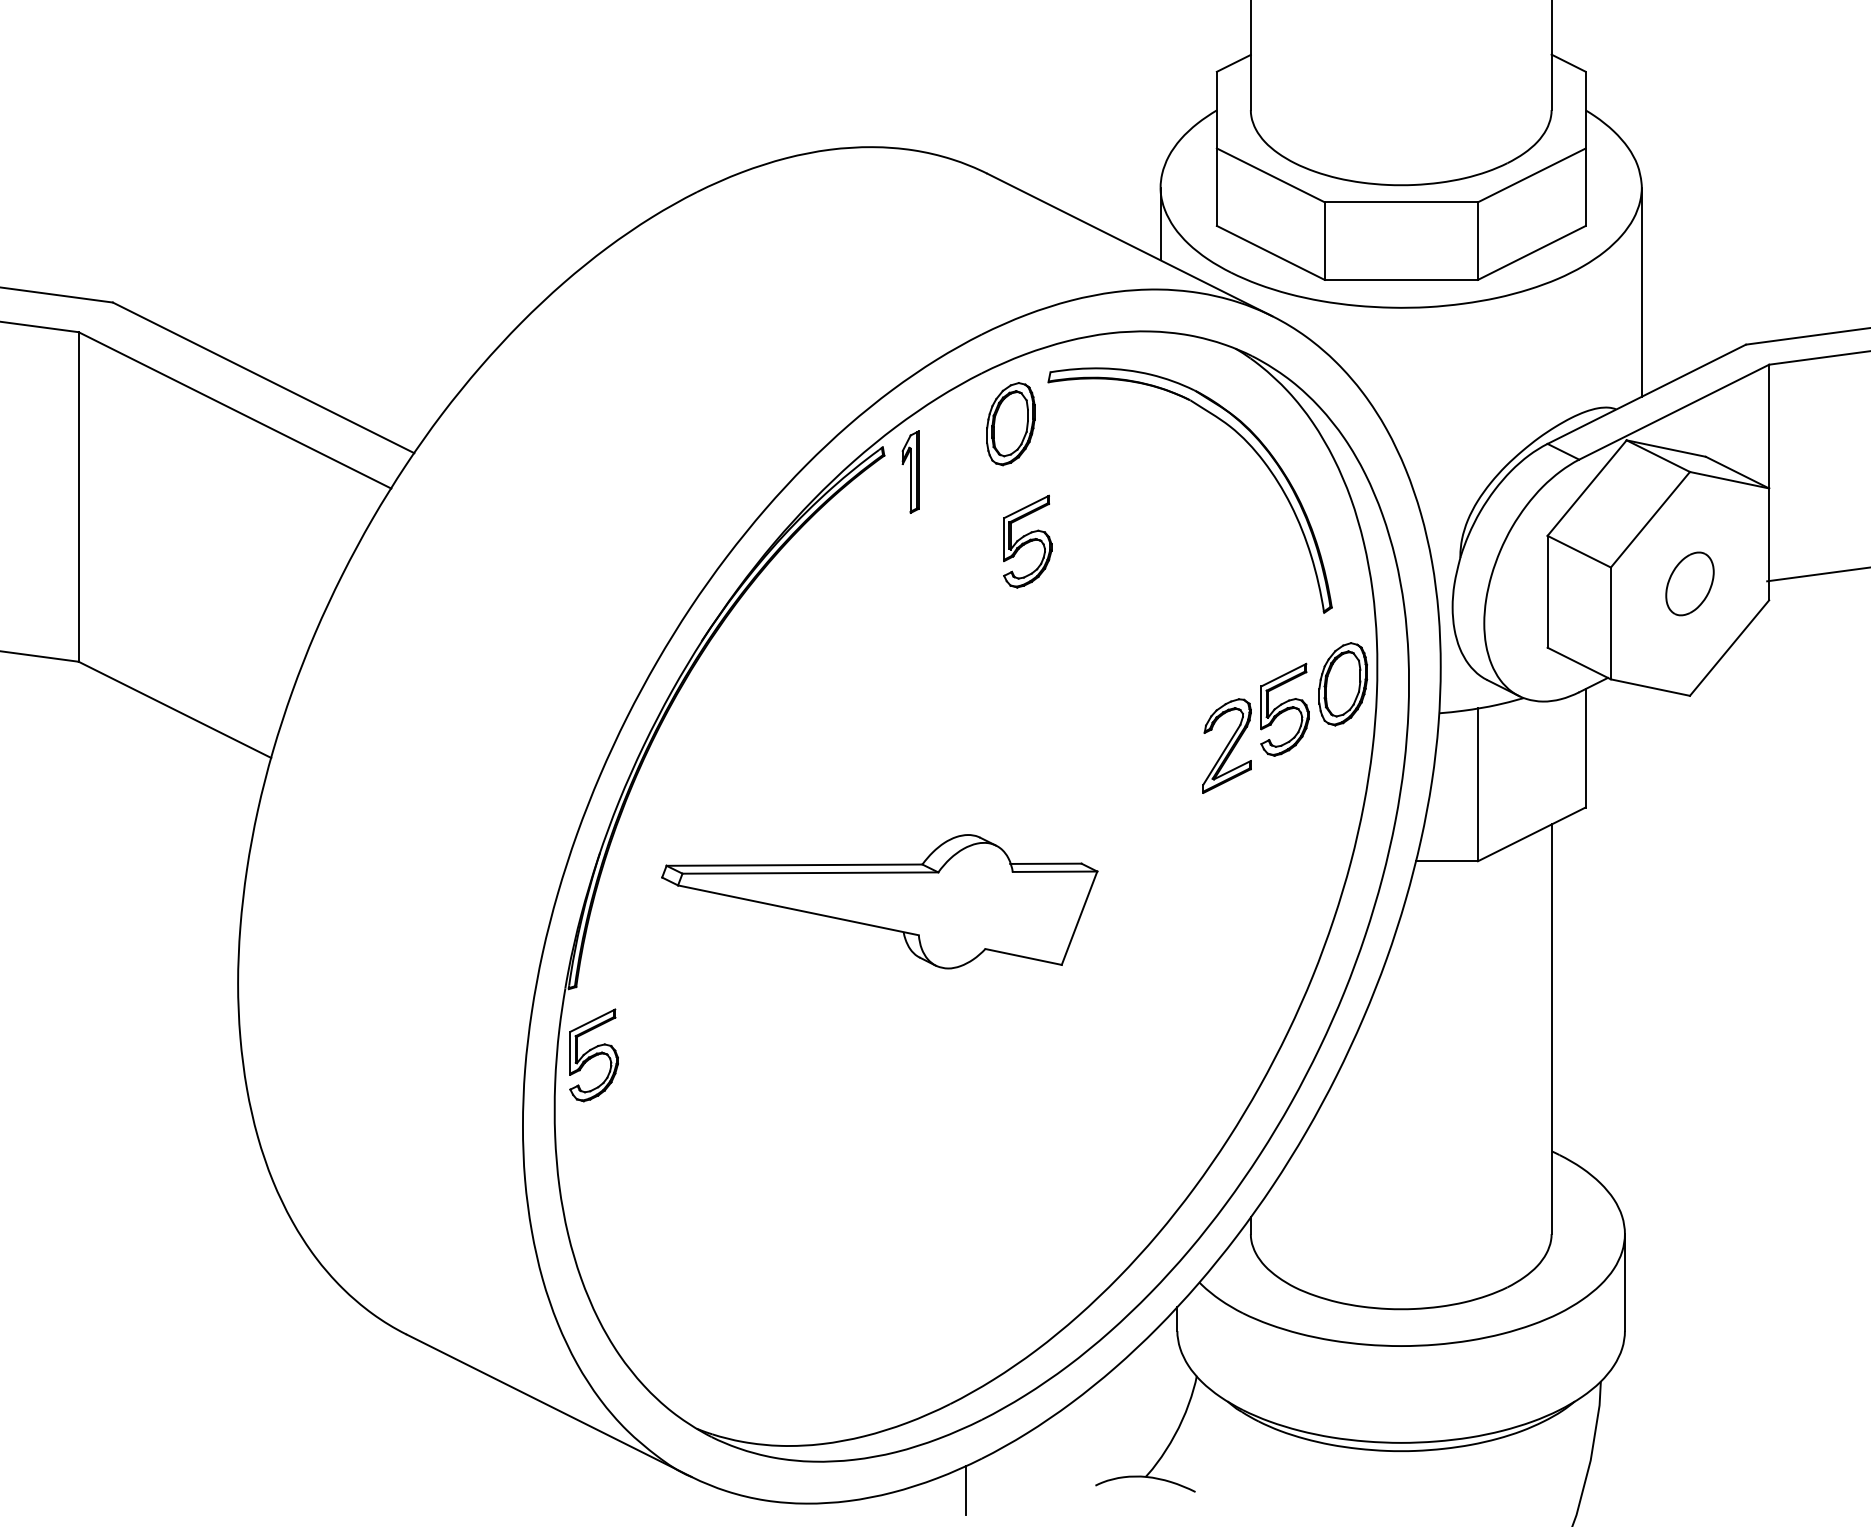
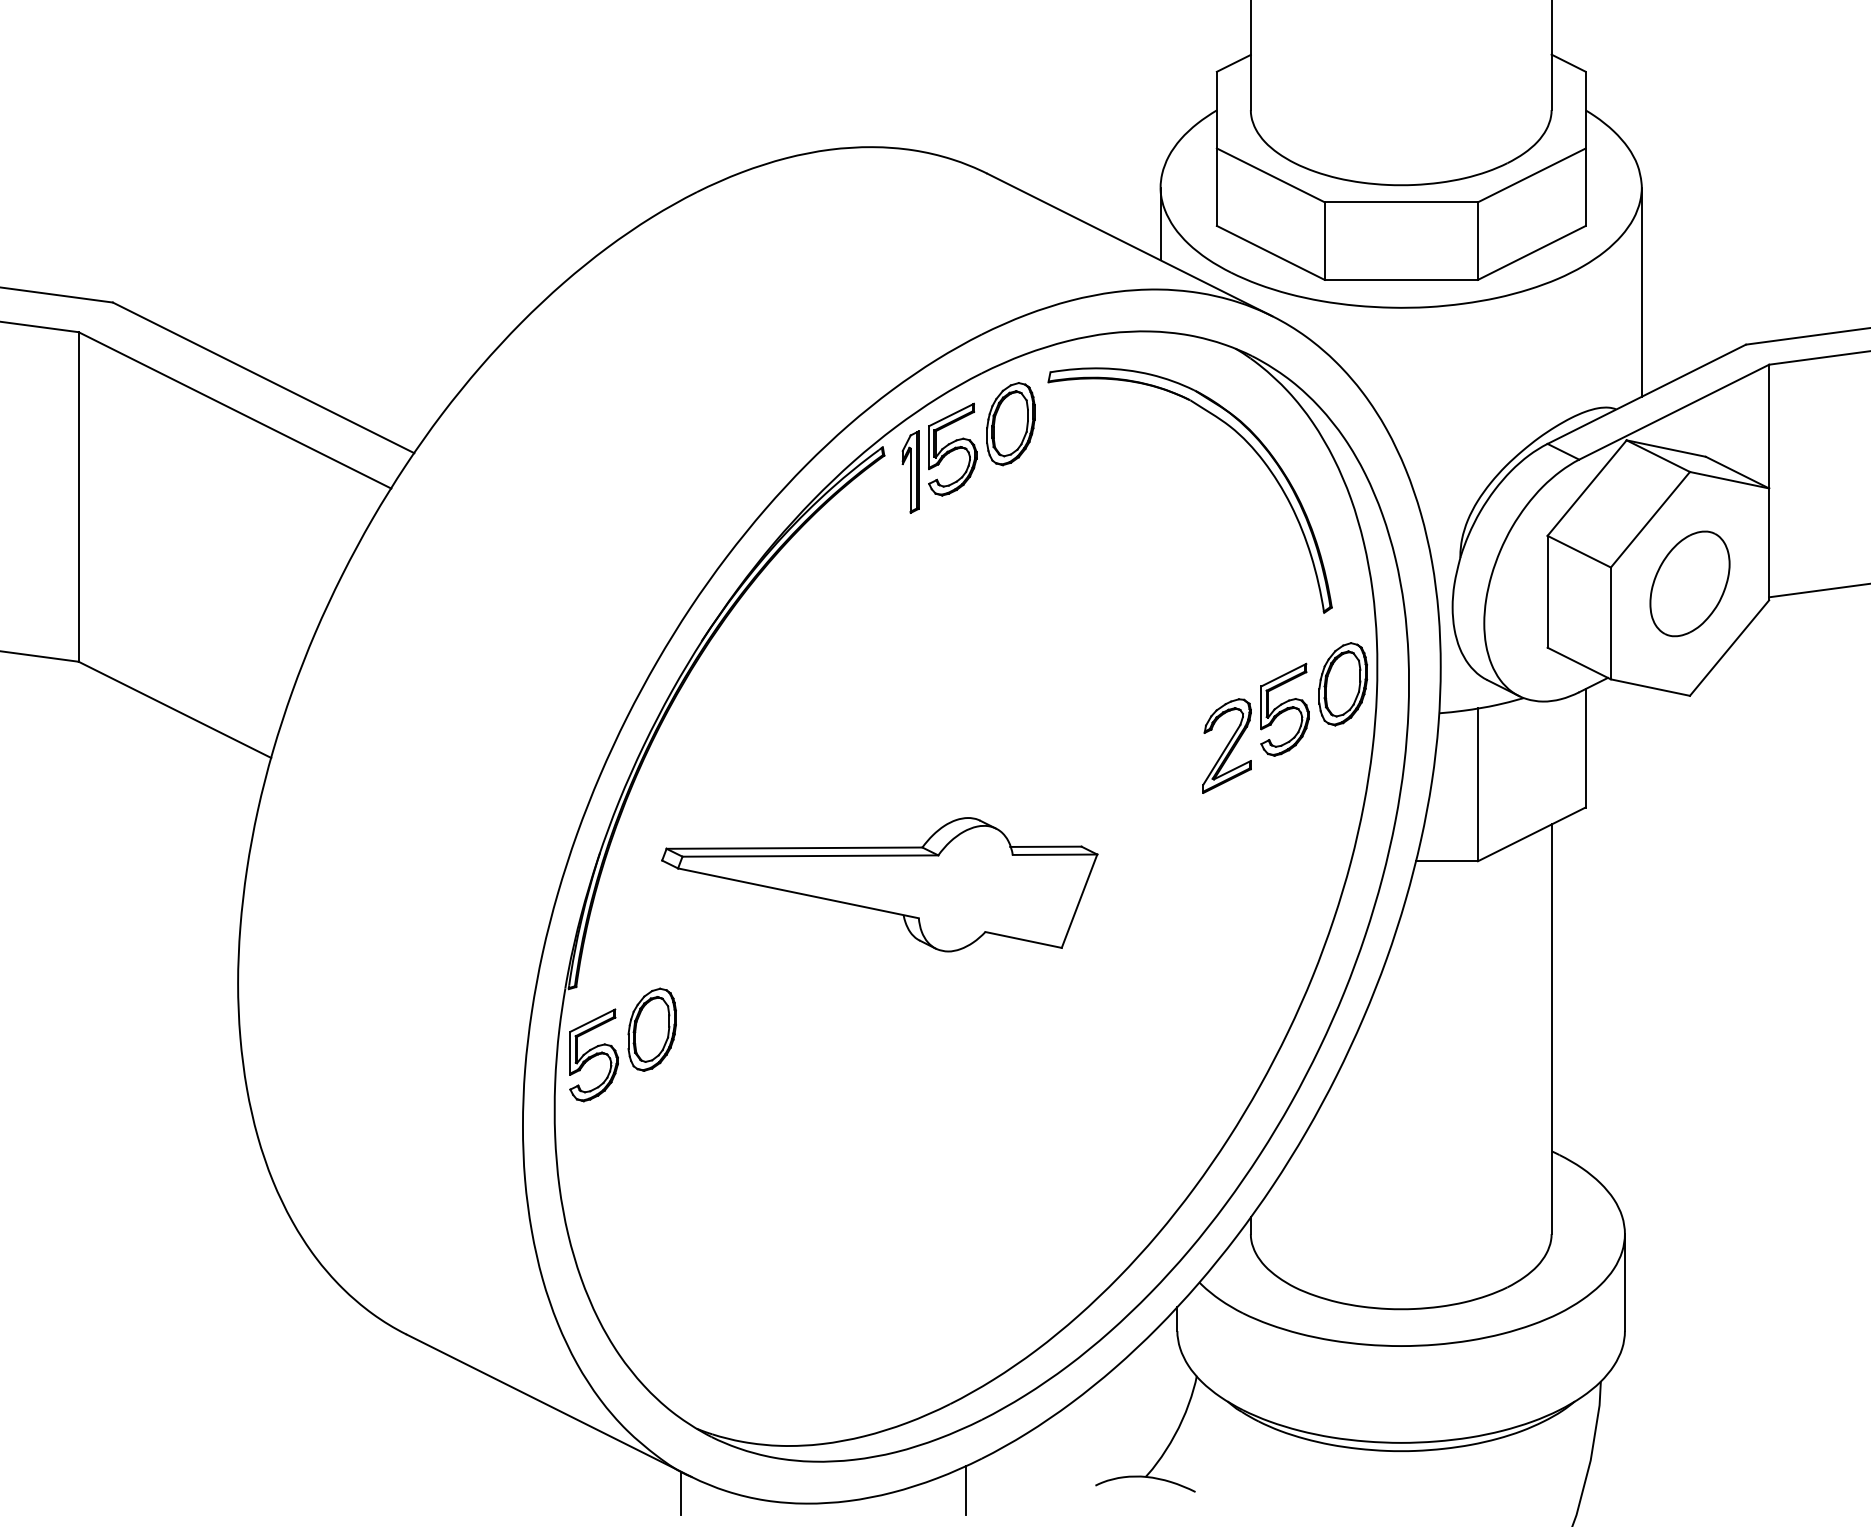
part position: (1027, 541) -> (952, 449) (952, 449)
line position: (1817, 574) -> (1818, 590) (1818, 590)
part size: 50x66 px -> 82x108 px (1689, 583)
part position: (879, 901) -> (879, 884) (879, 884)
part: none -> present (651, 1029)
line: none -> present (681, 1493)
